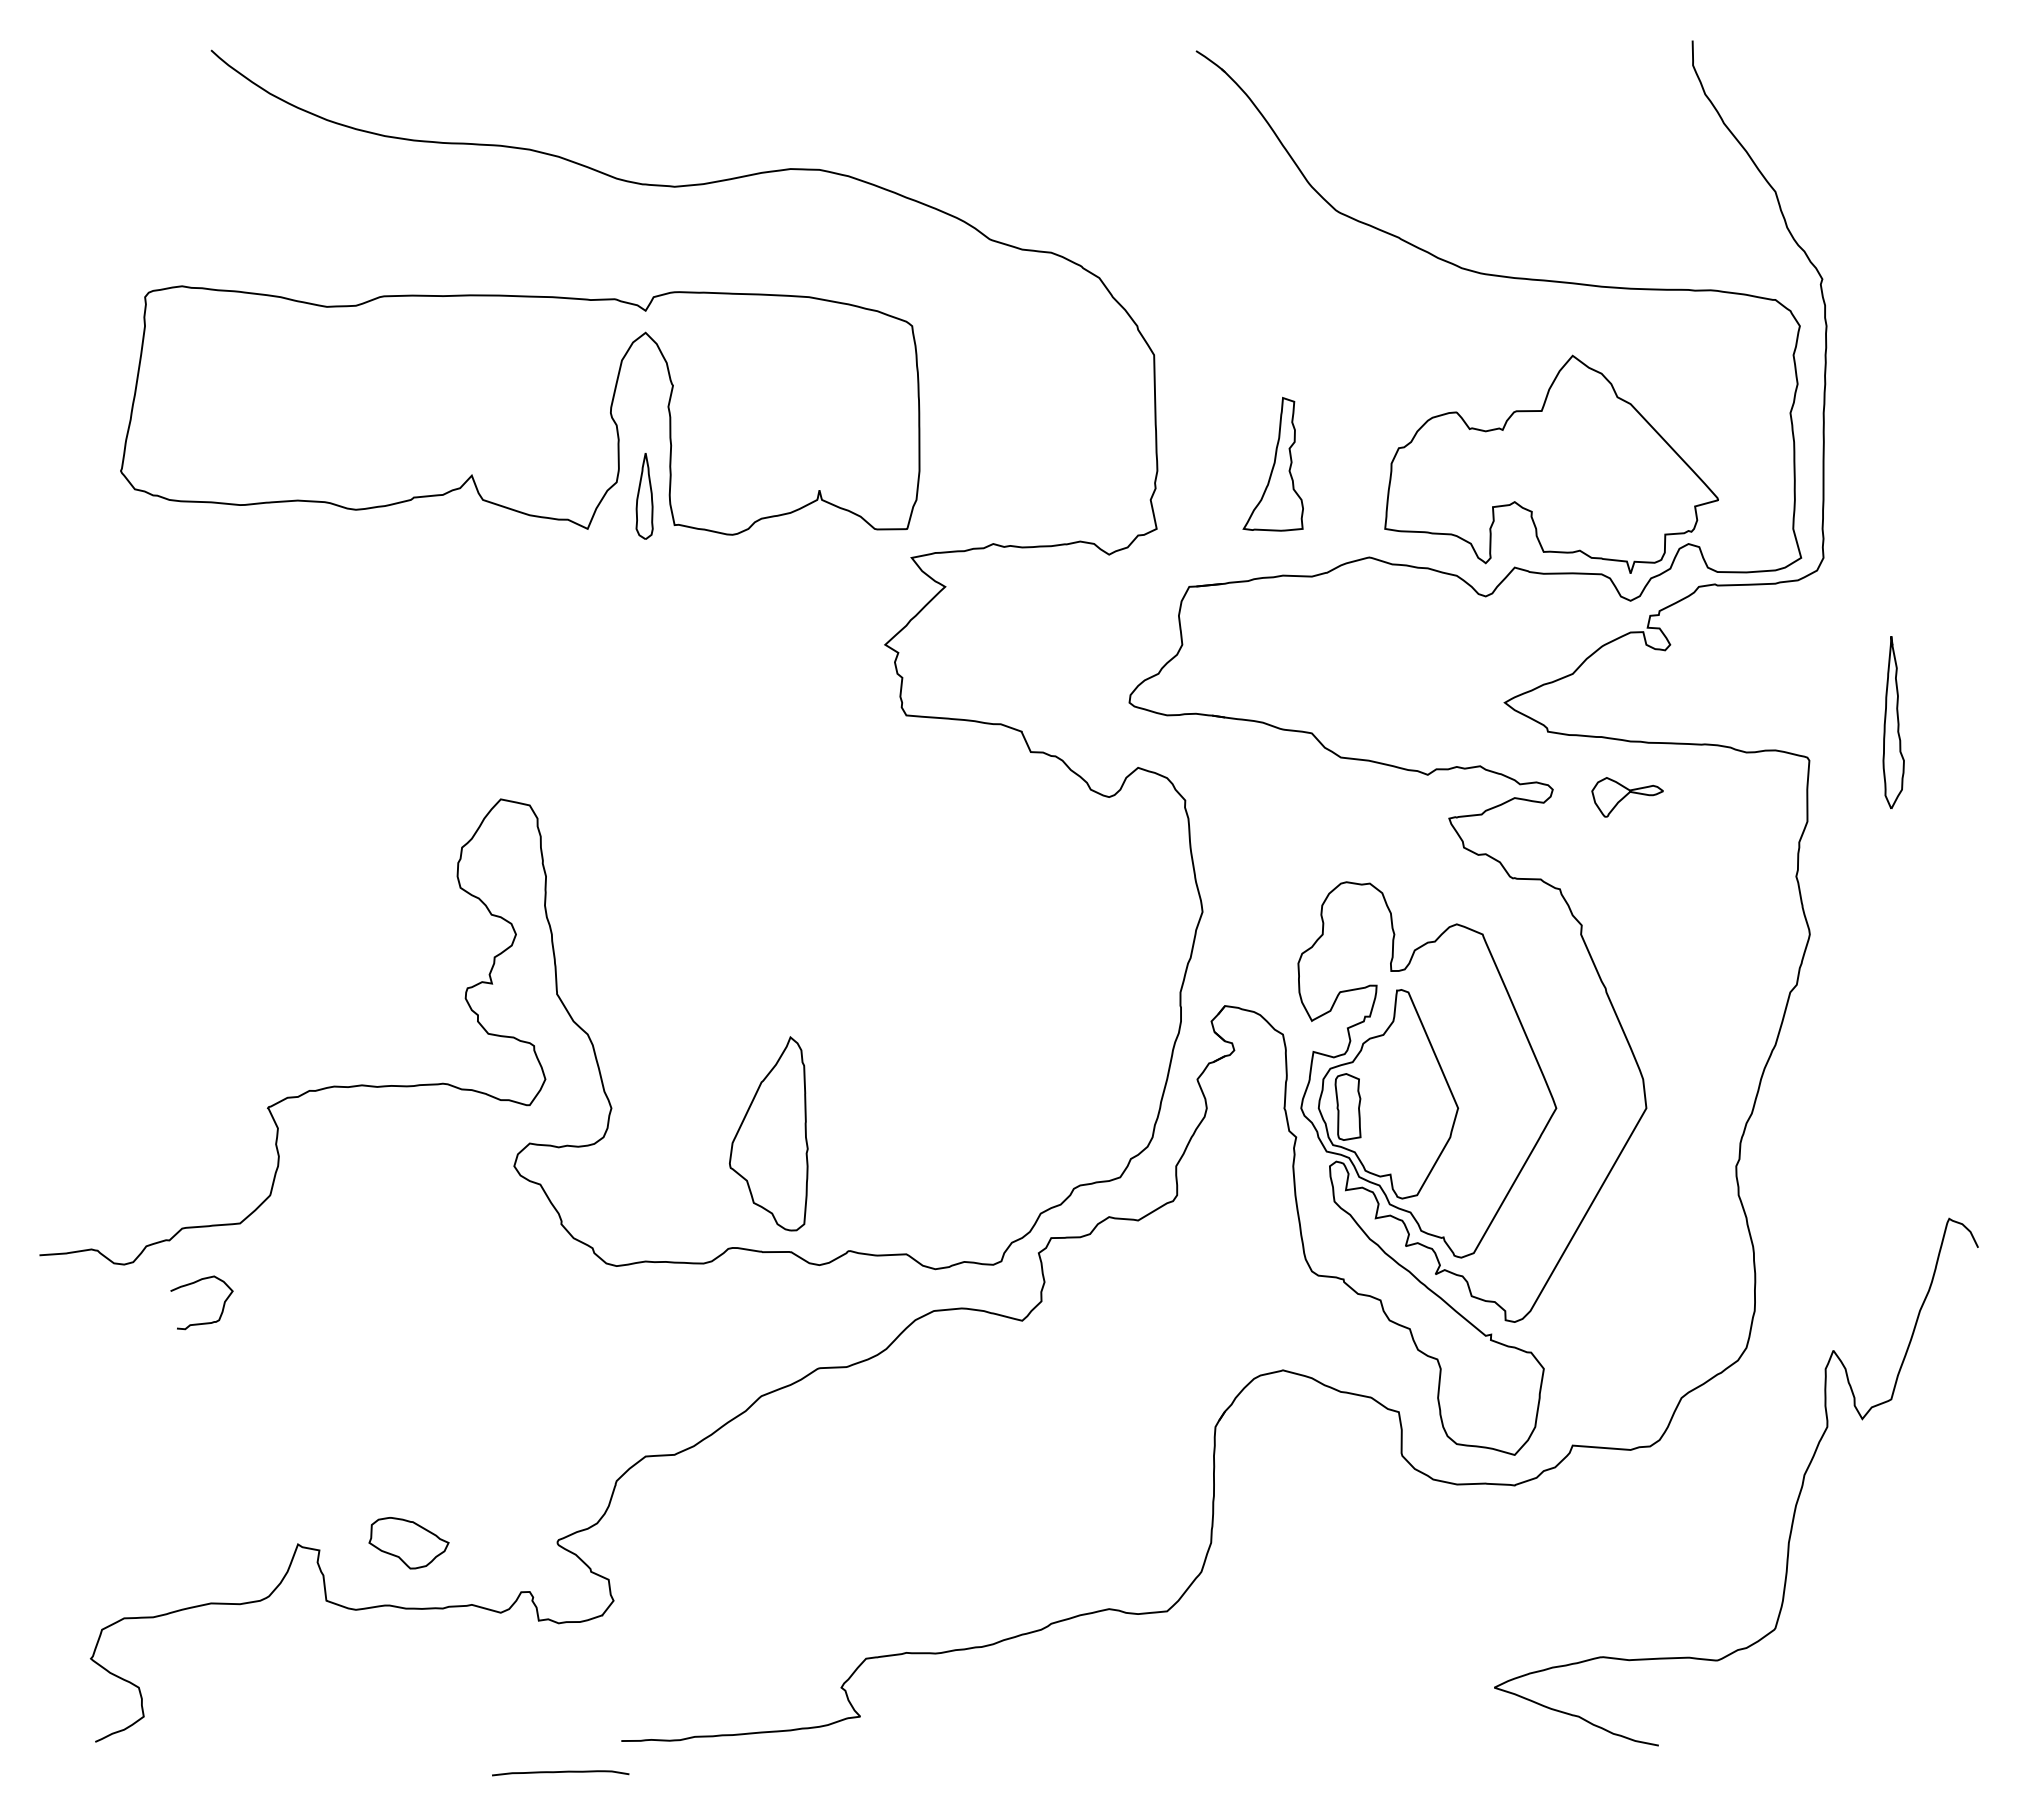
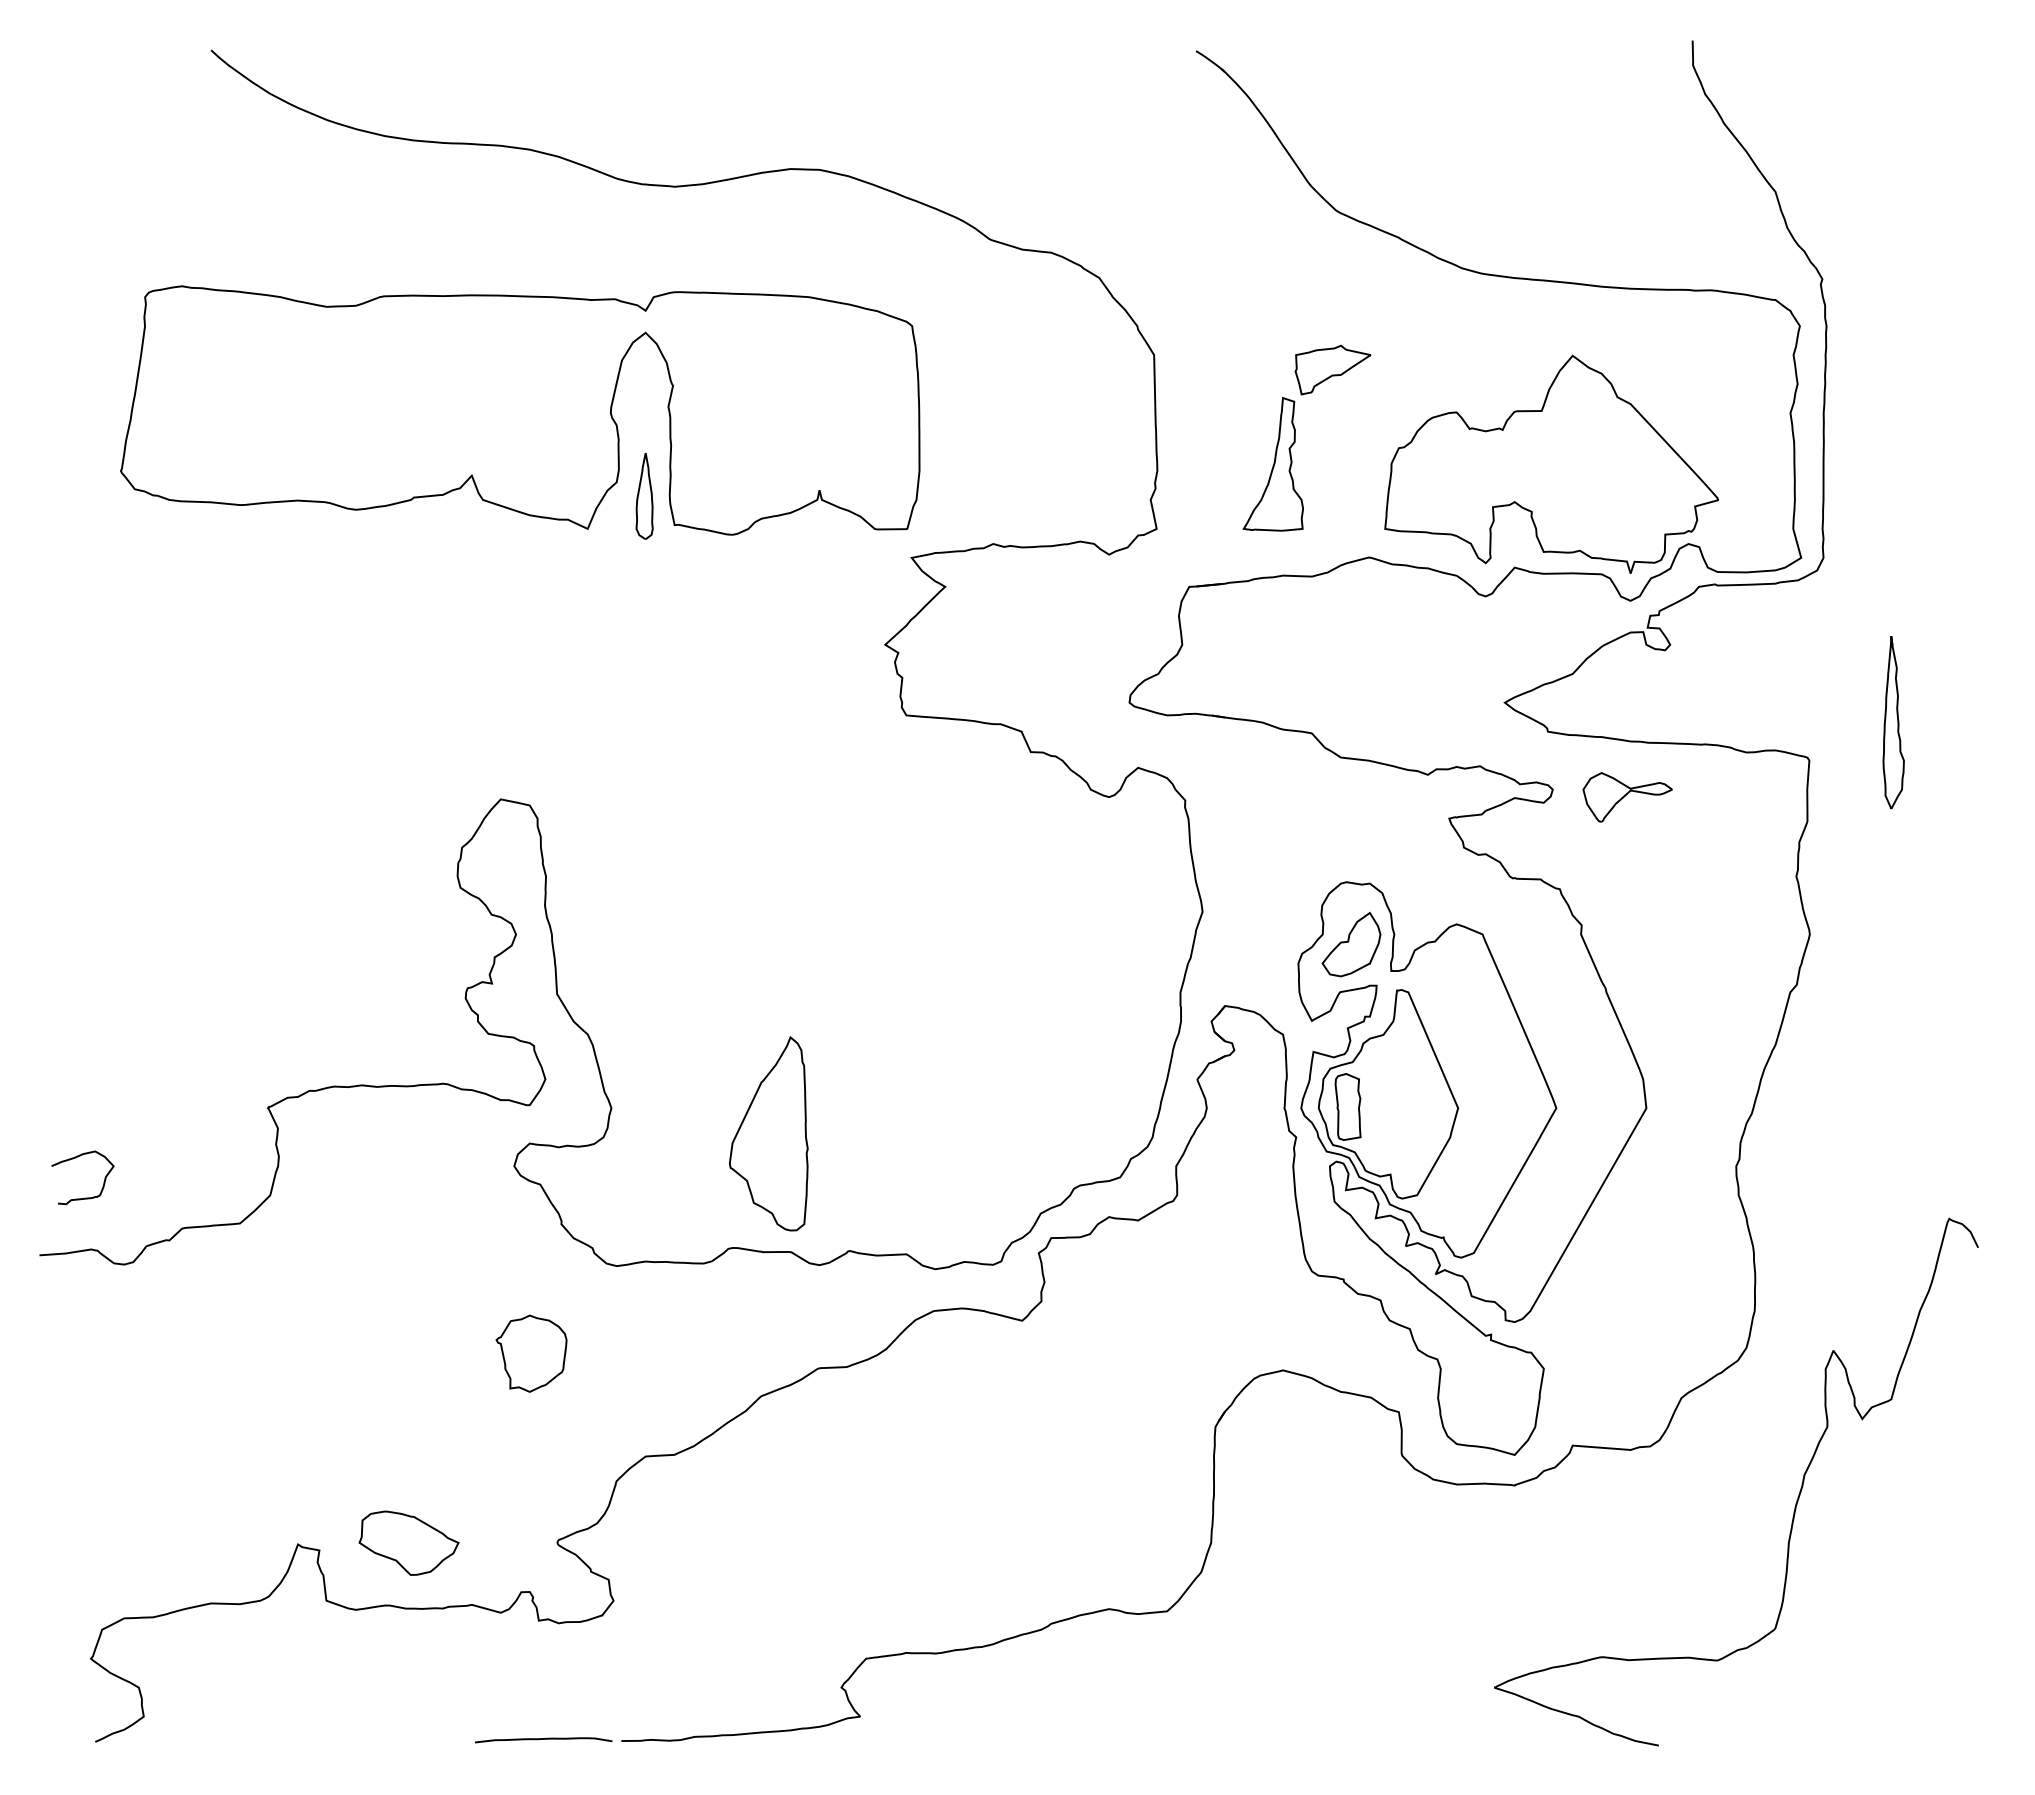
part: none -> present (1332, 370)
part size: 73x41 px -> 91x51 px (1627, 797)
part: none -> present (1351, 944)
curve position: (203, 1322) -> (84, 1197) (84, 1197)
part: none -> present (531, 1353)
part size: 82x53 px -> 102x66 px (408, 1542)
curve position: (560, 1772) -> (543, 1739) (543, 1739)
